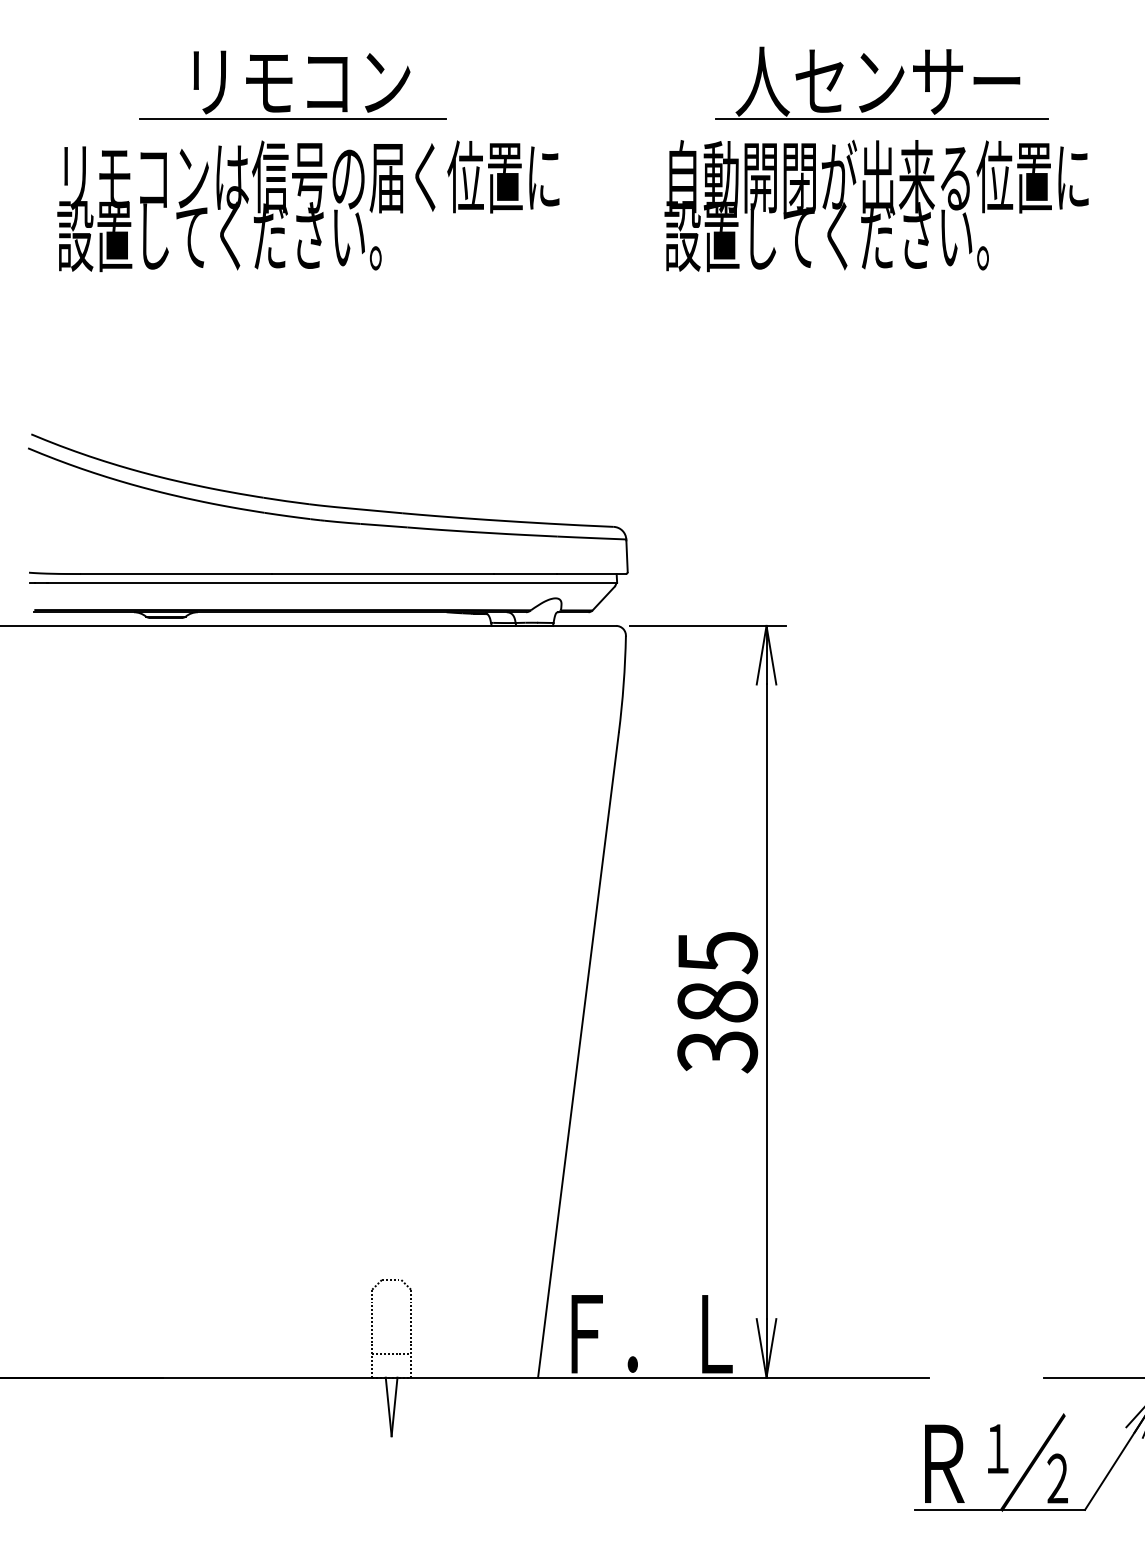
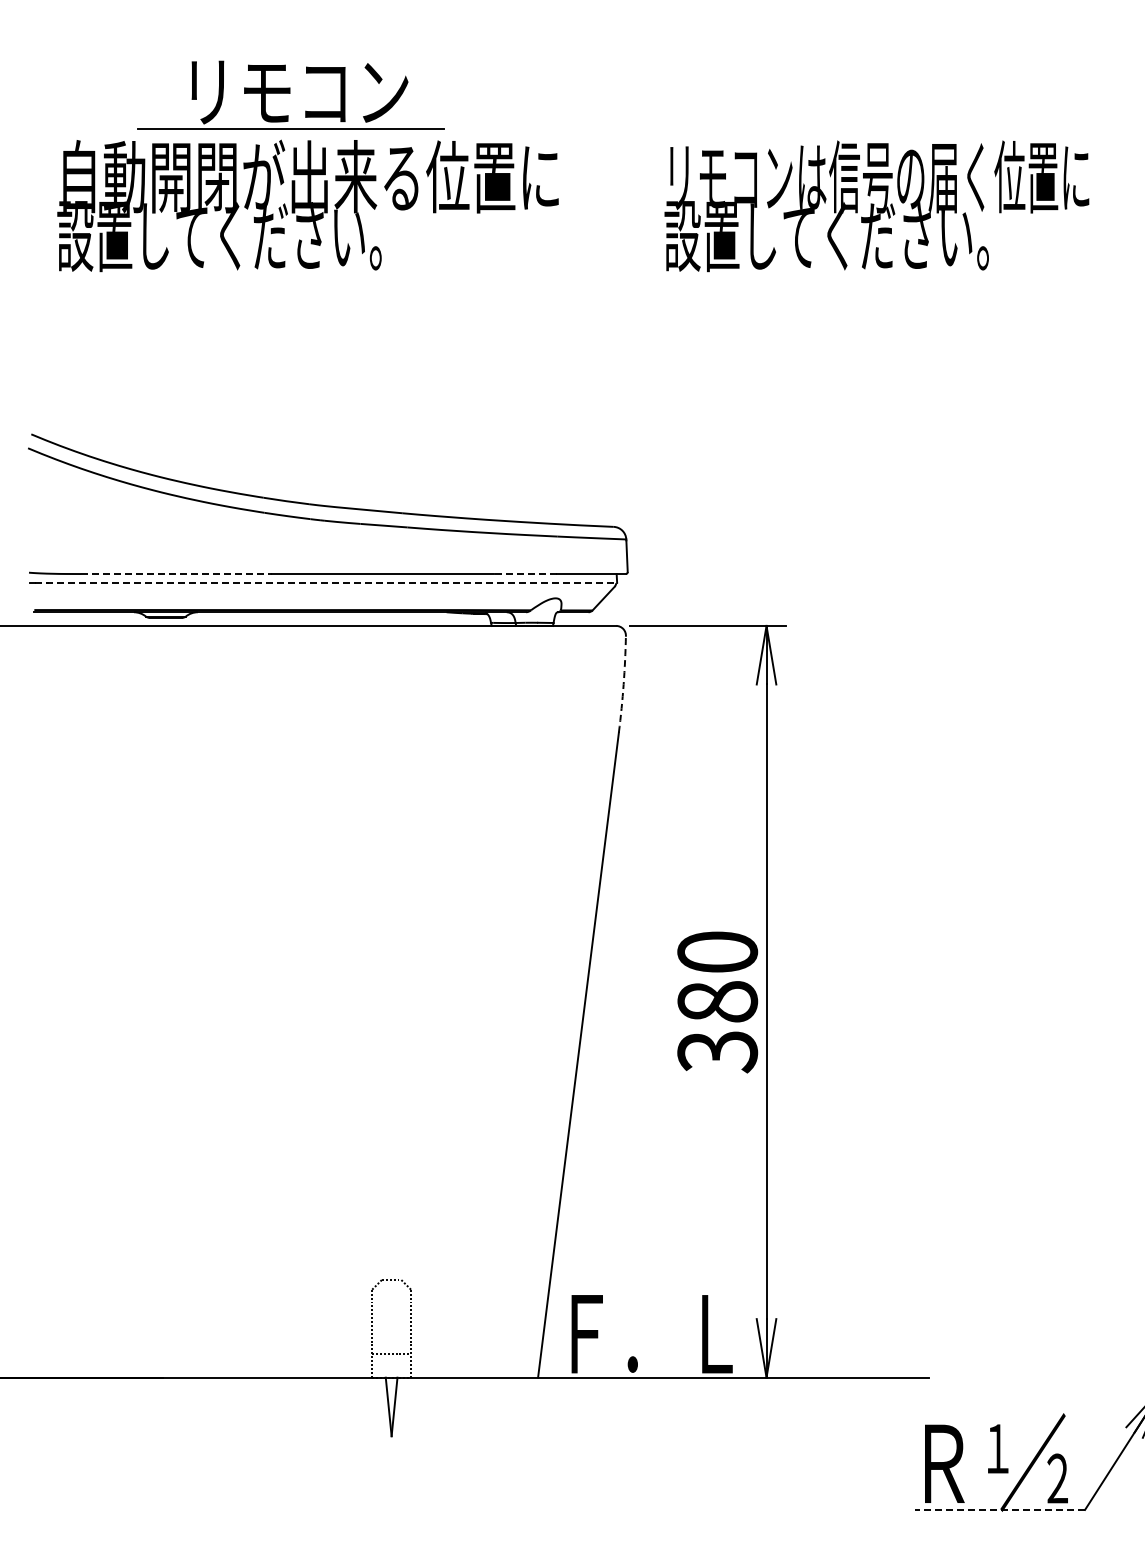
part position: (292, 84) -> (290, 94) (290, 94)
part: present -> none (889, 86)
text: リモコンは信号の届く位置に -> 自動開閉が出来る位置に (311, 176)
text: 自動開閉が出来る位置に -> リモコンは信号の届く位置に (879, 176)
line: solid -> dashed (176, 574)
line: solid -> dashed (525, 574)
line: solid -> dashed (325, 583)
arc: solid -> dashed (623, 684)
text: 385 -> 380 (717, 952)
line: present -> none (1092, 1377)
line: solid -> dashed (1000, 1509)
